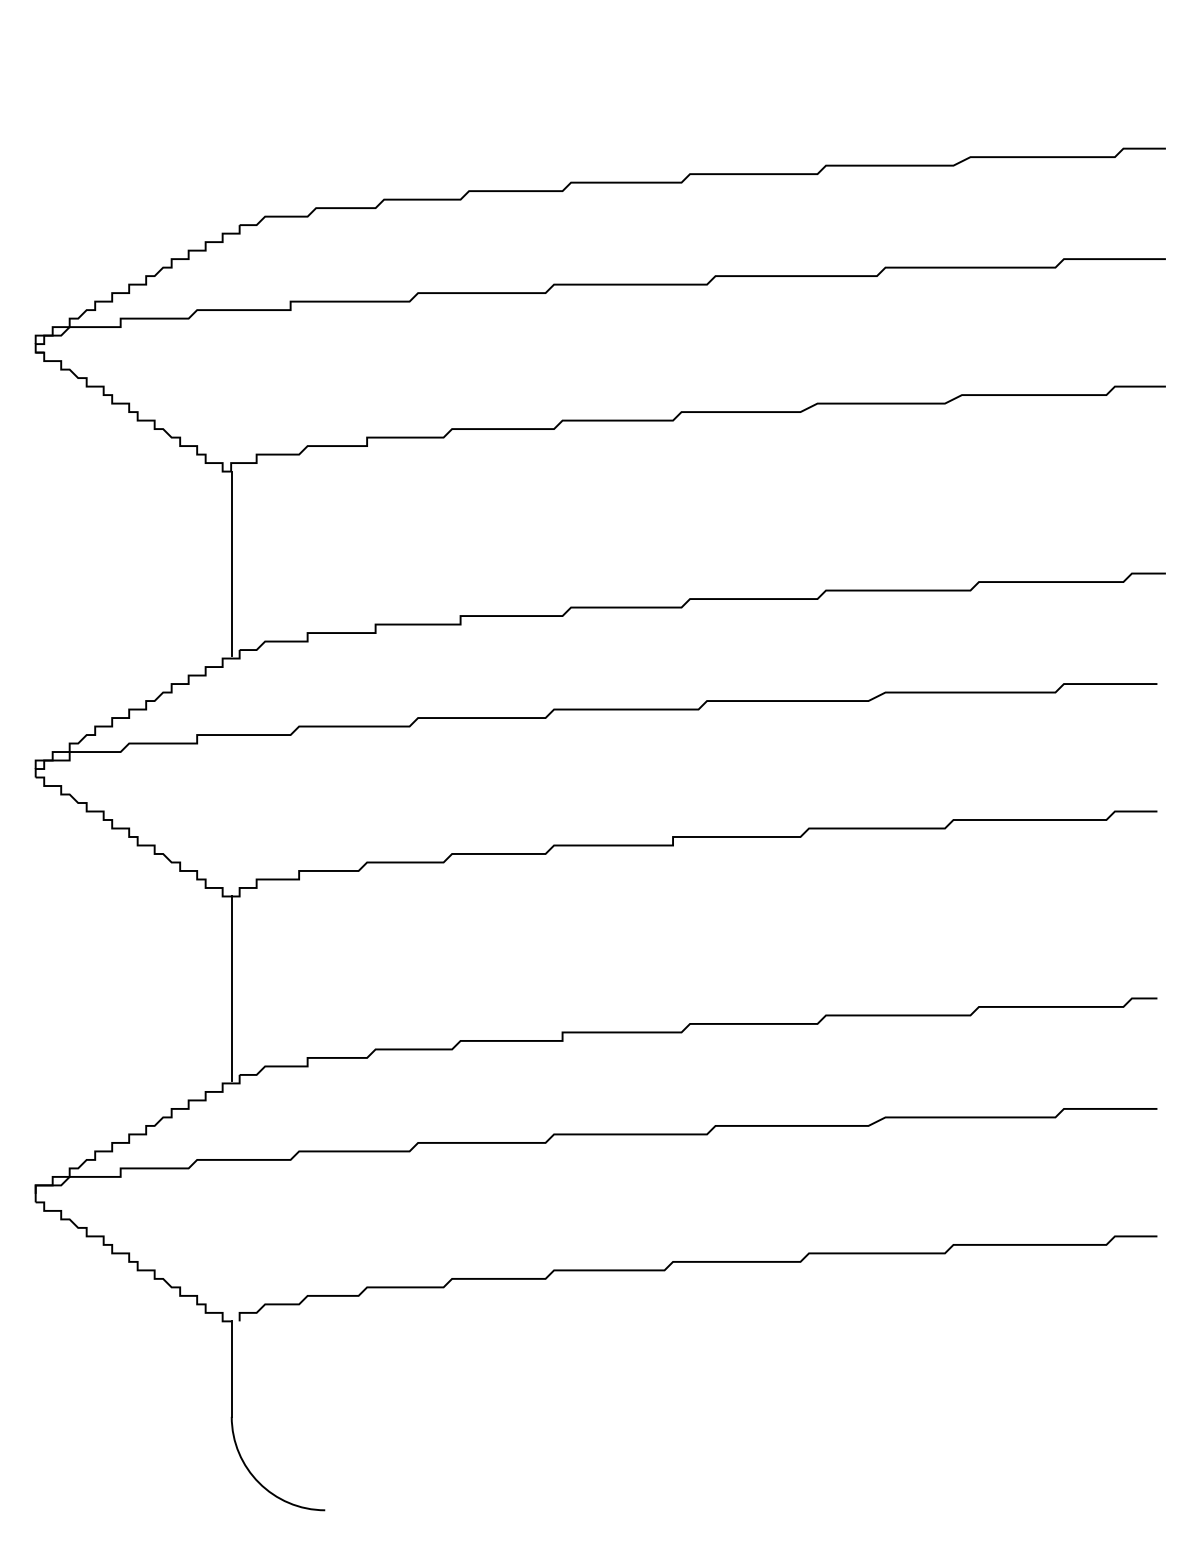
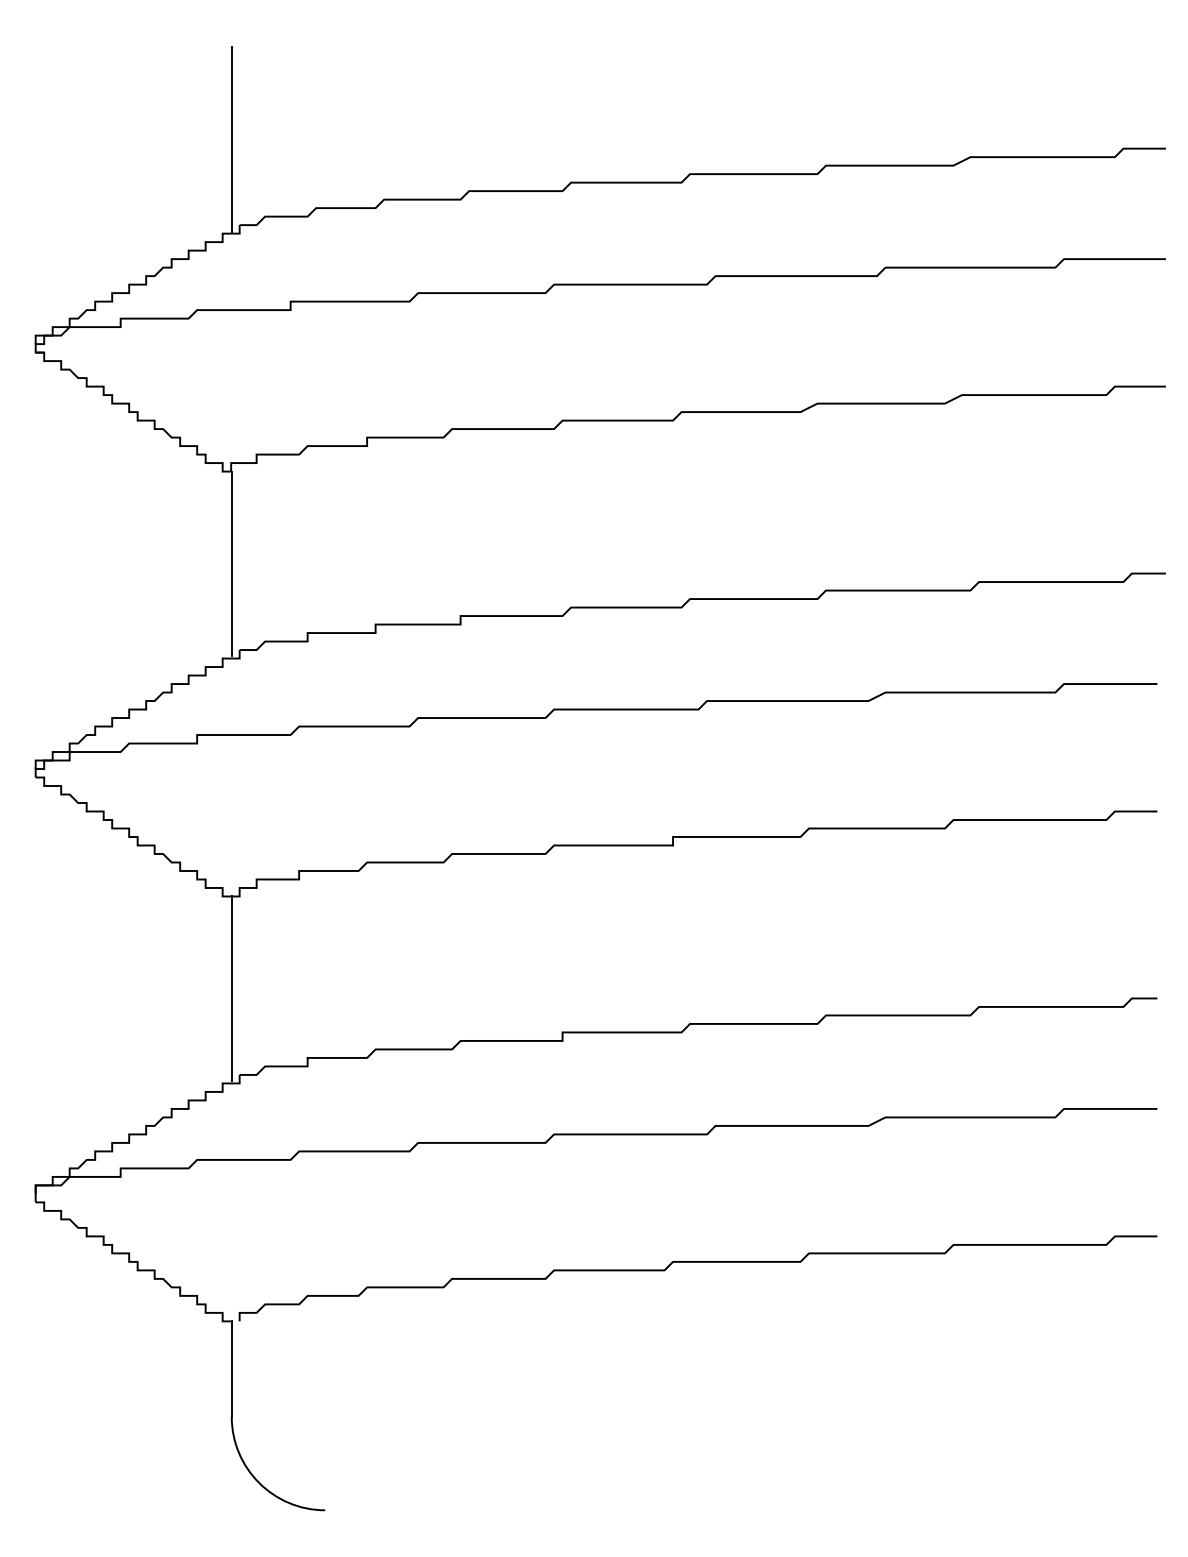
line: none -> present (231, 138)
